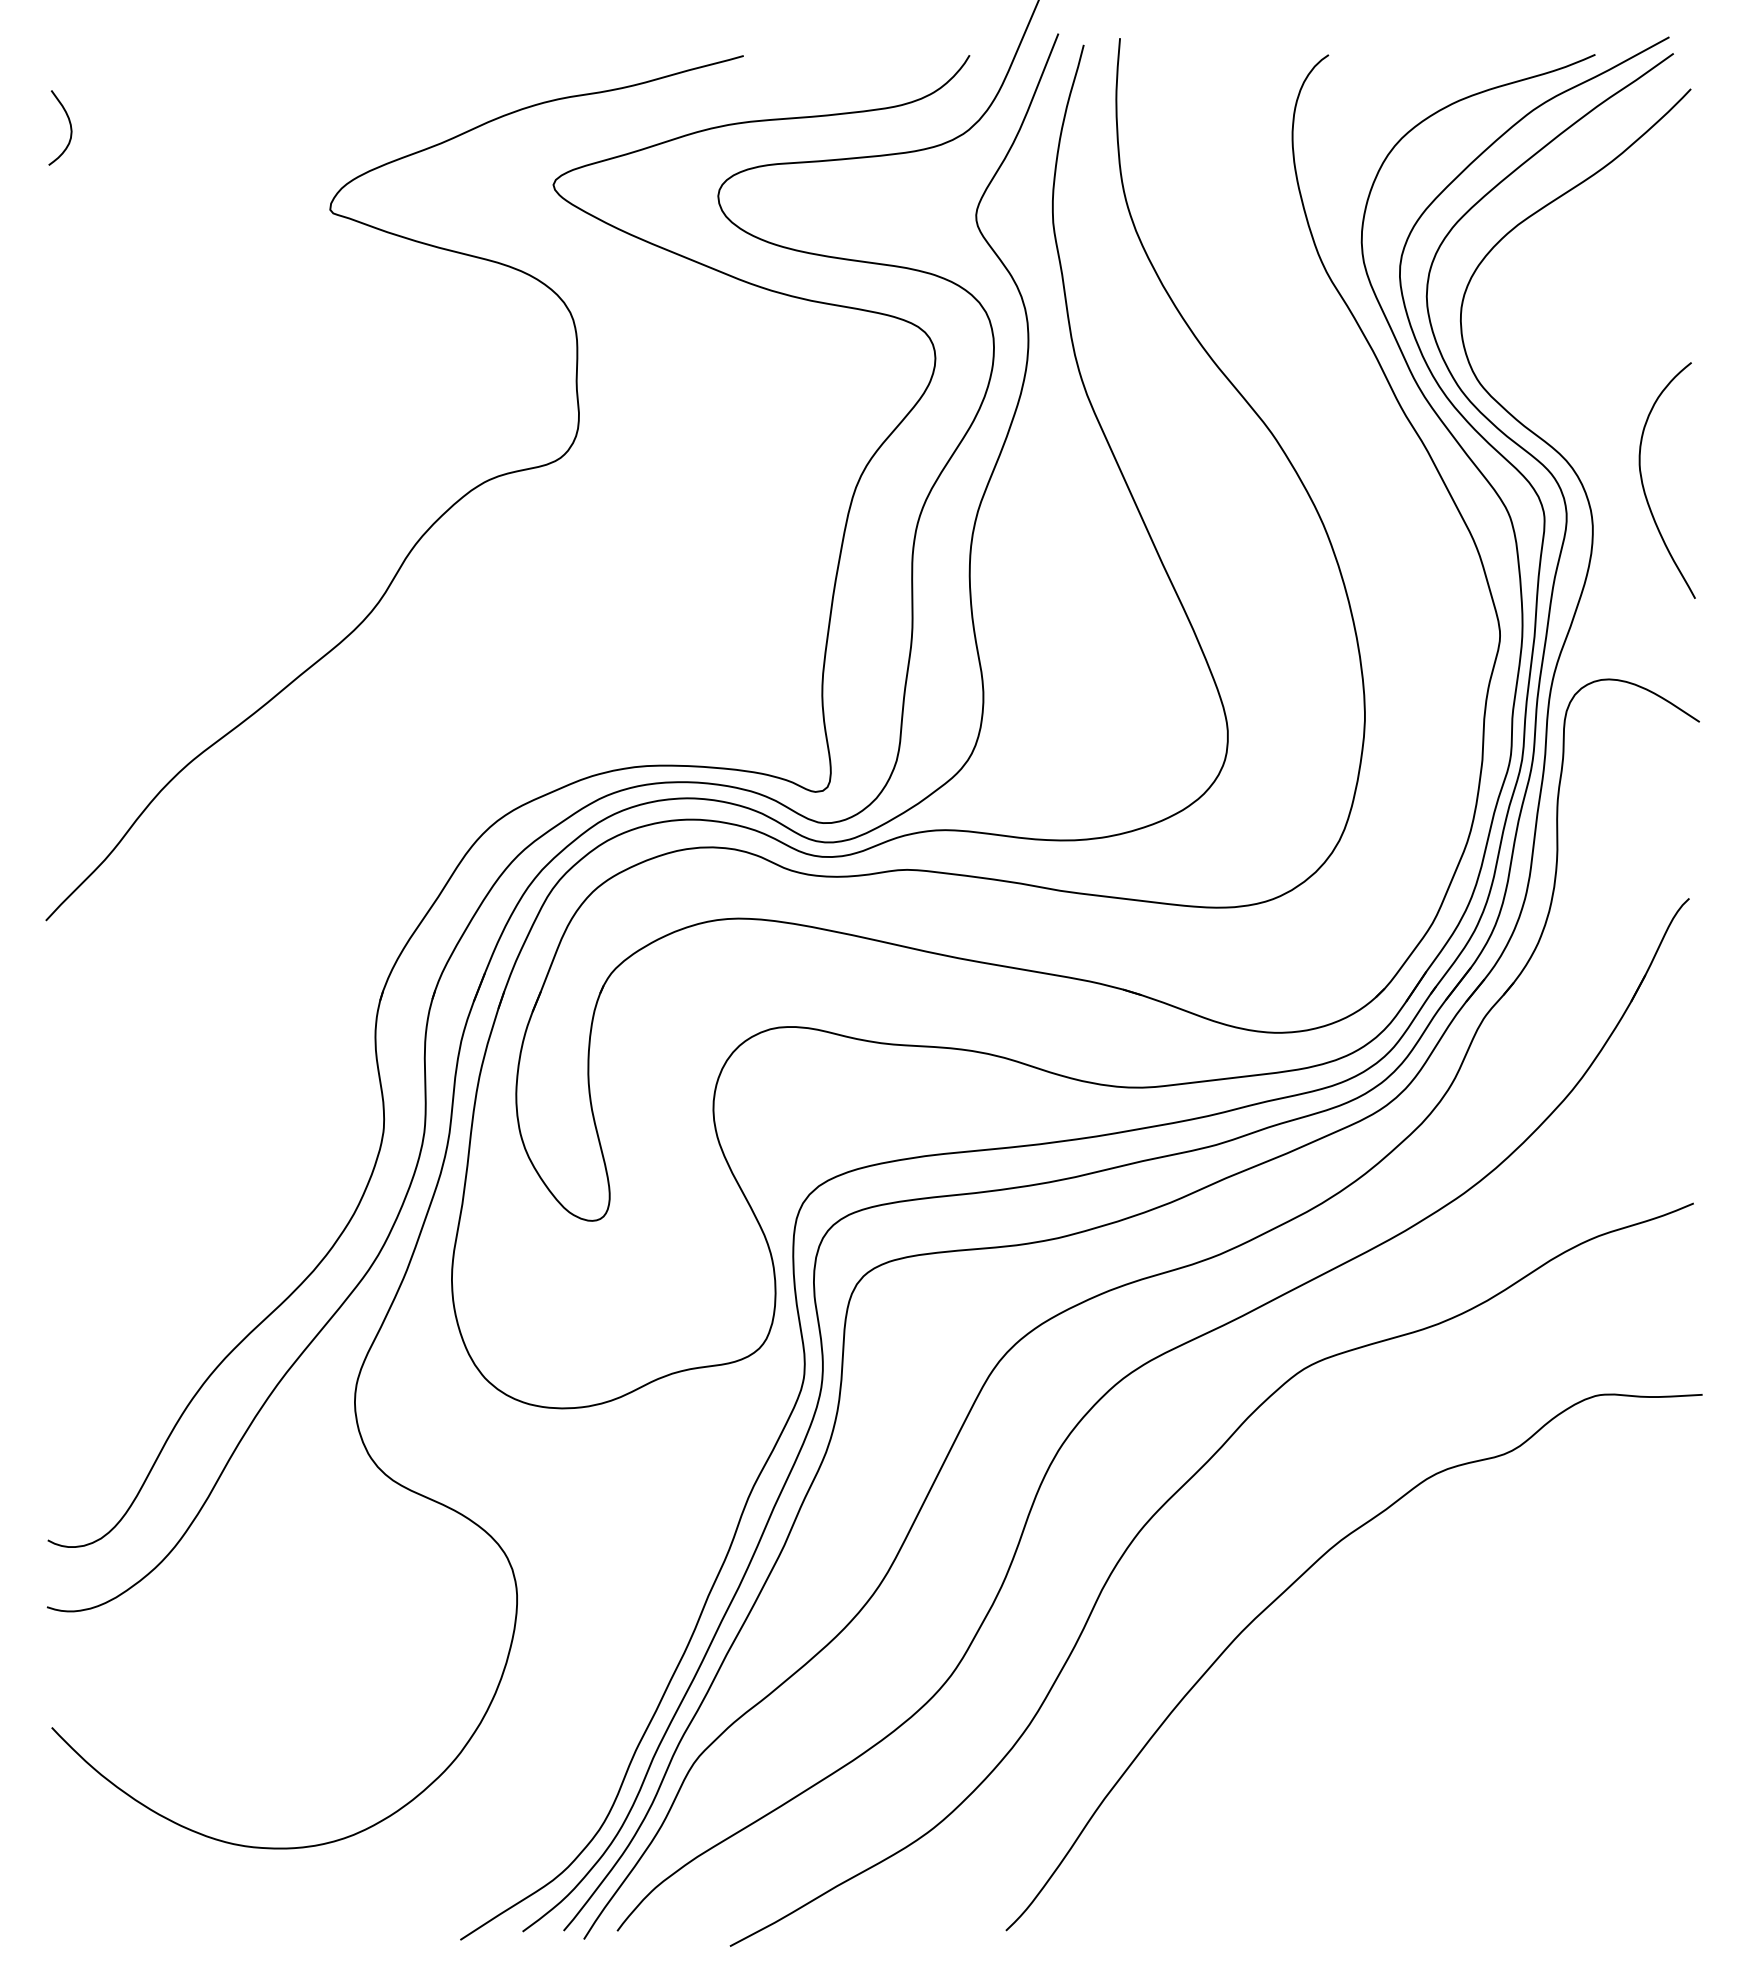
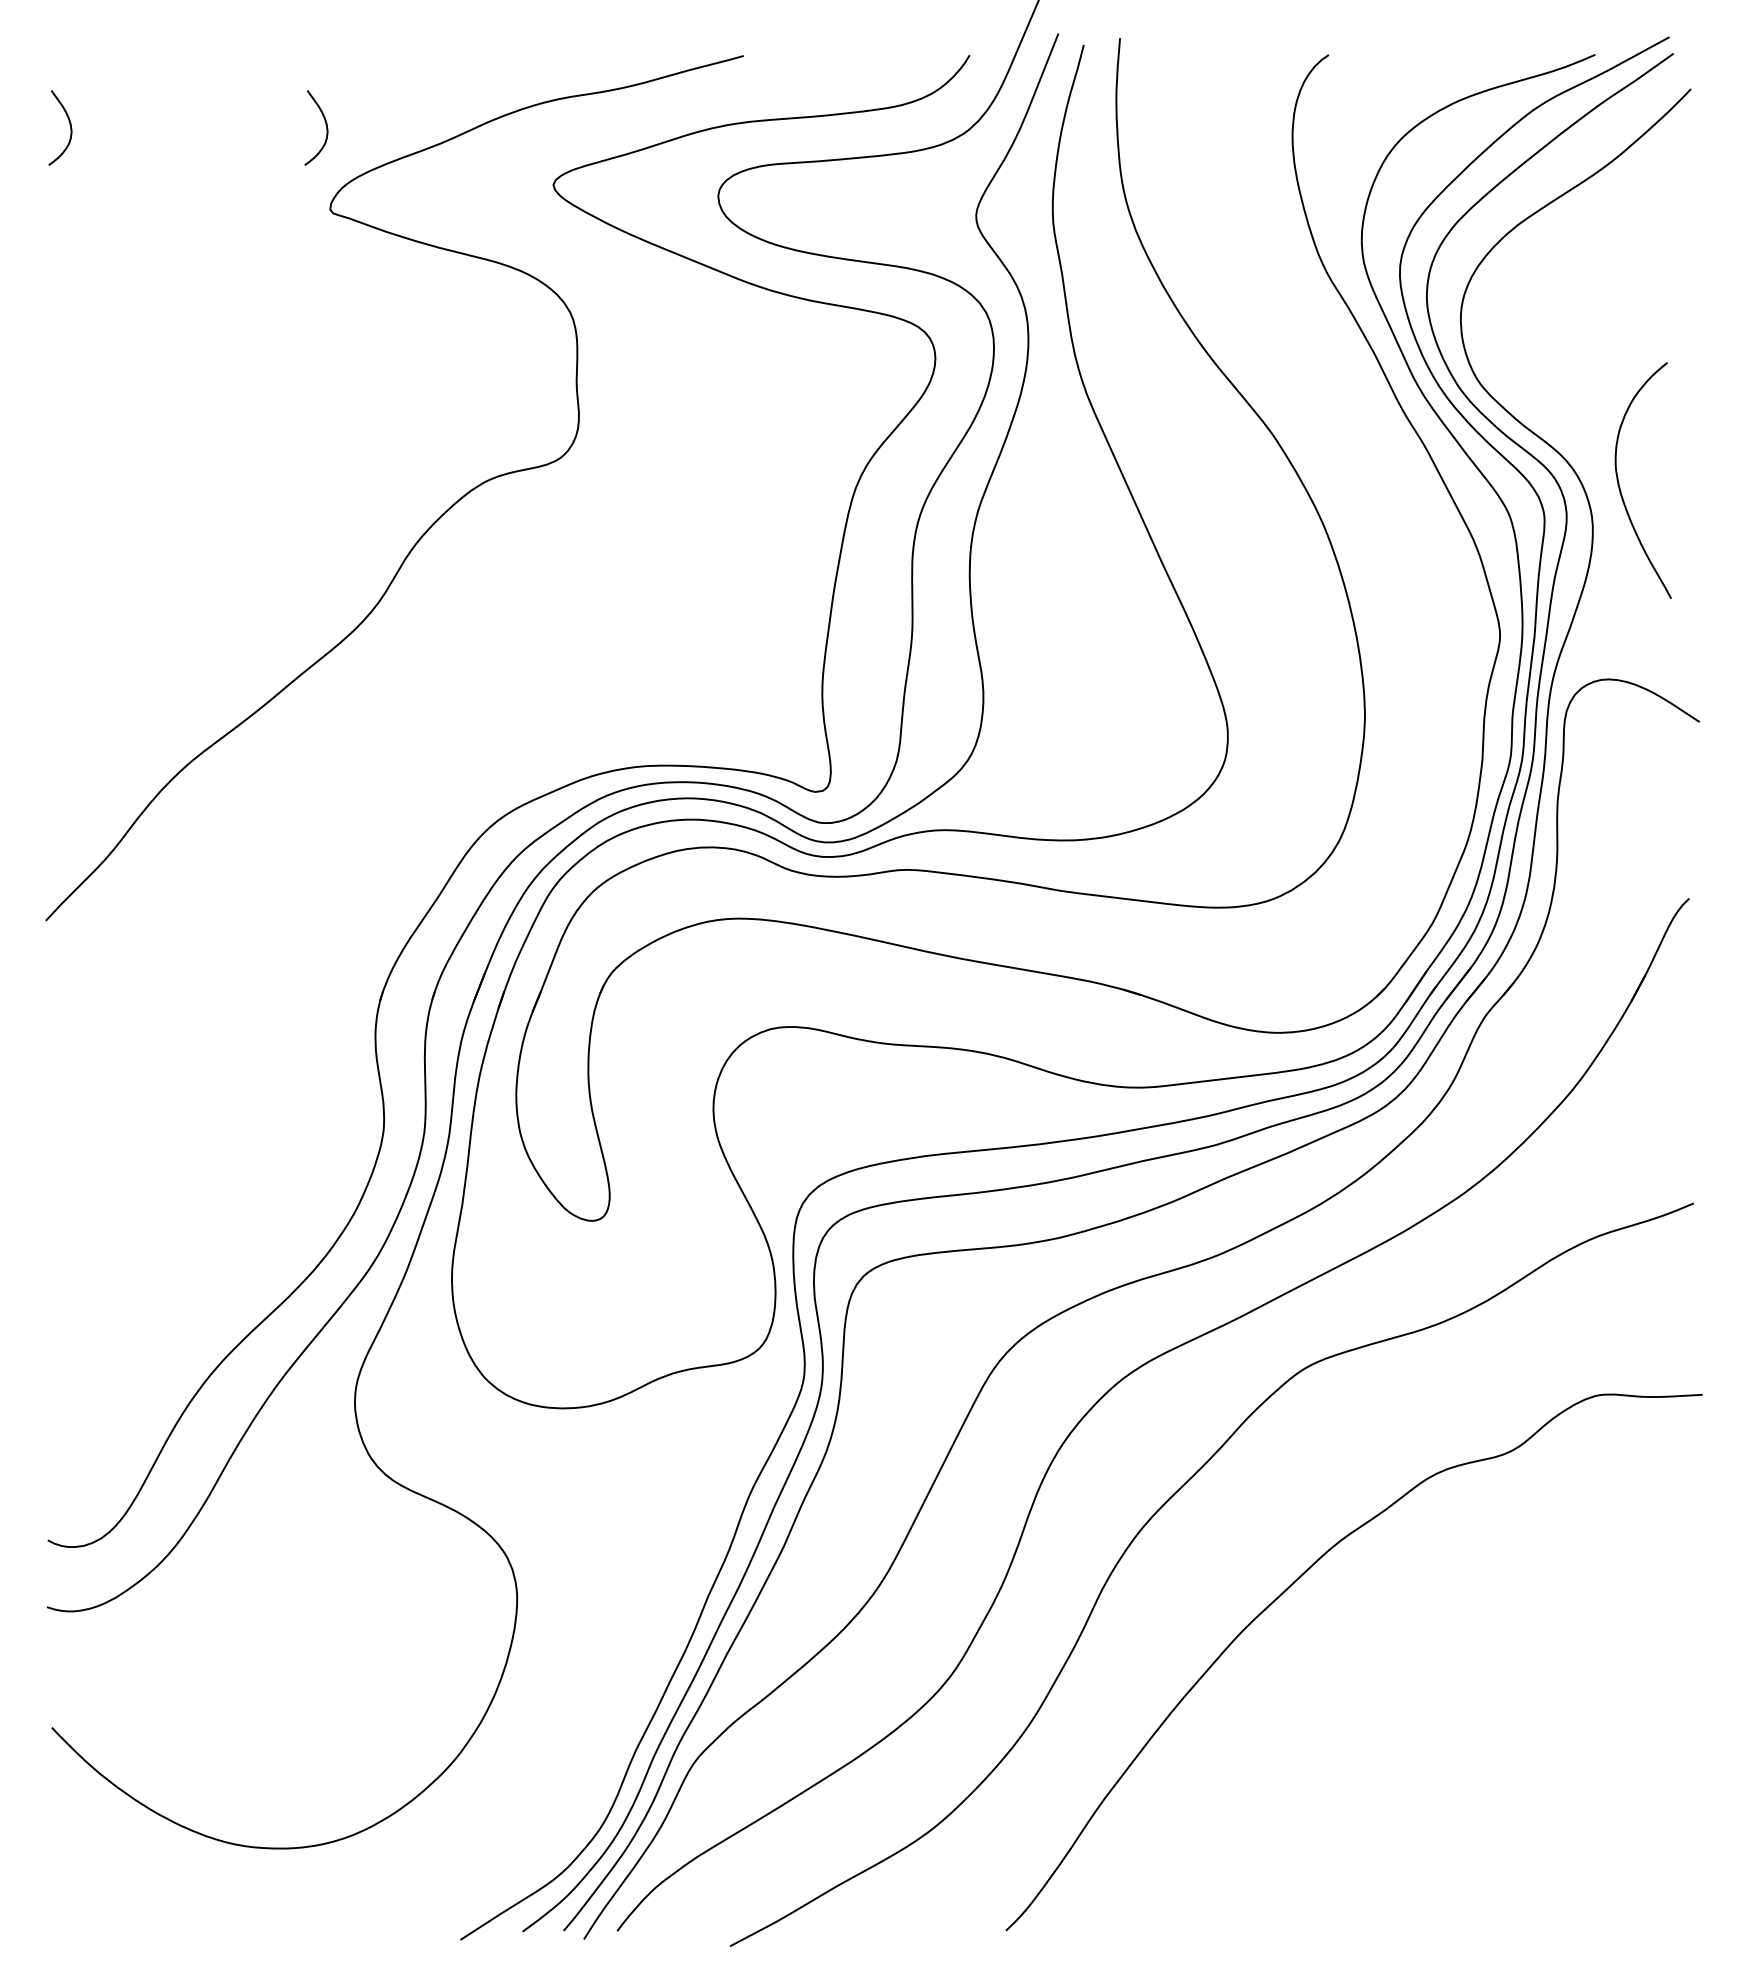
curve: none -> present (325, 124)
curve position: (1644, 487) -> (1620, 487) (1620, 487)
